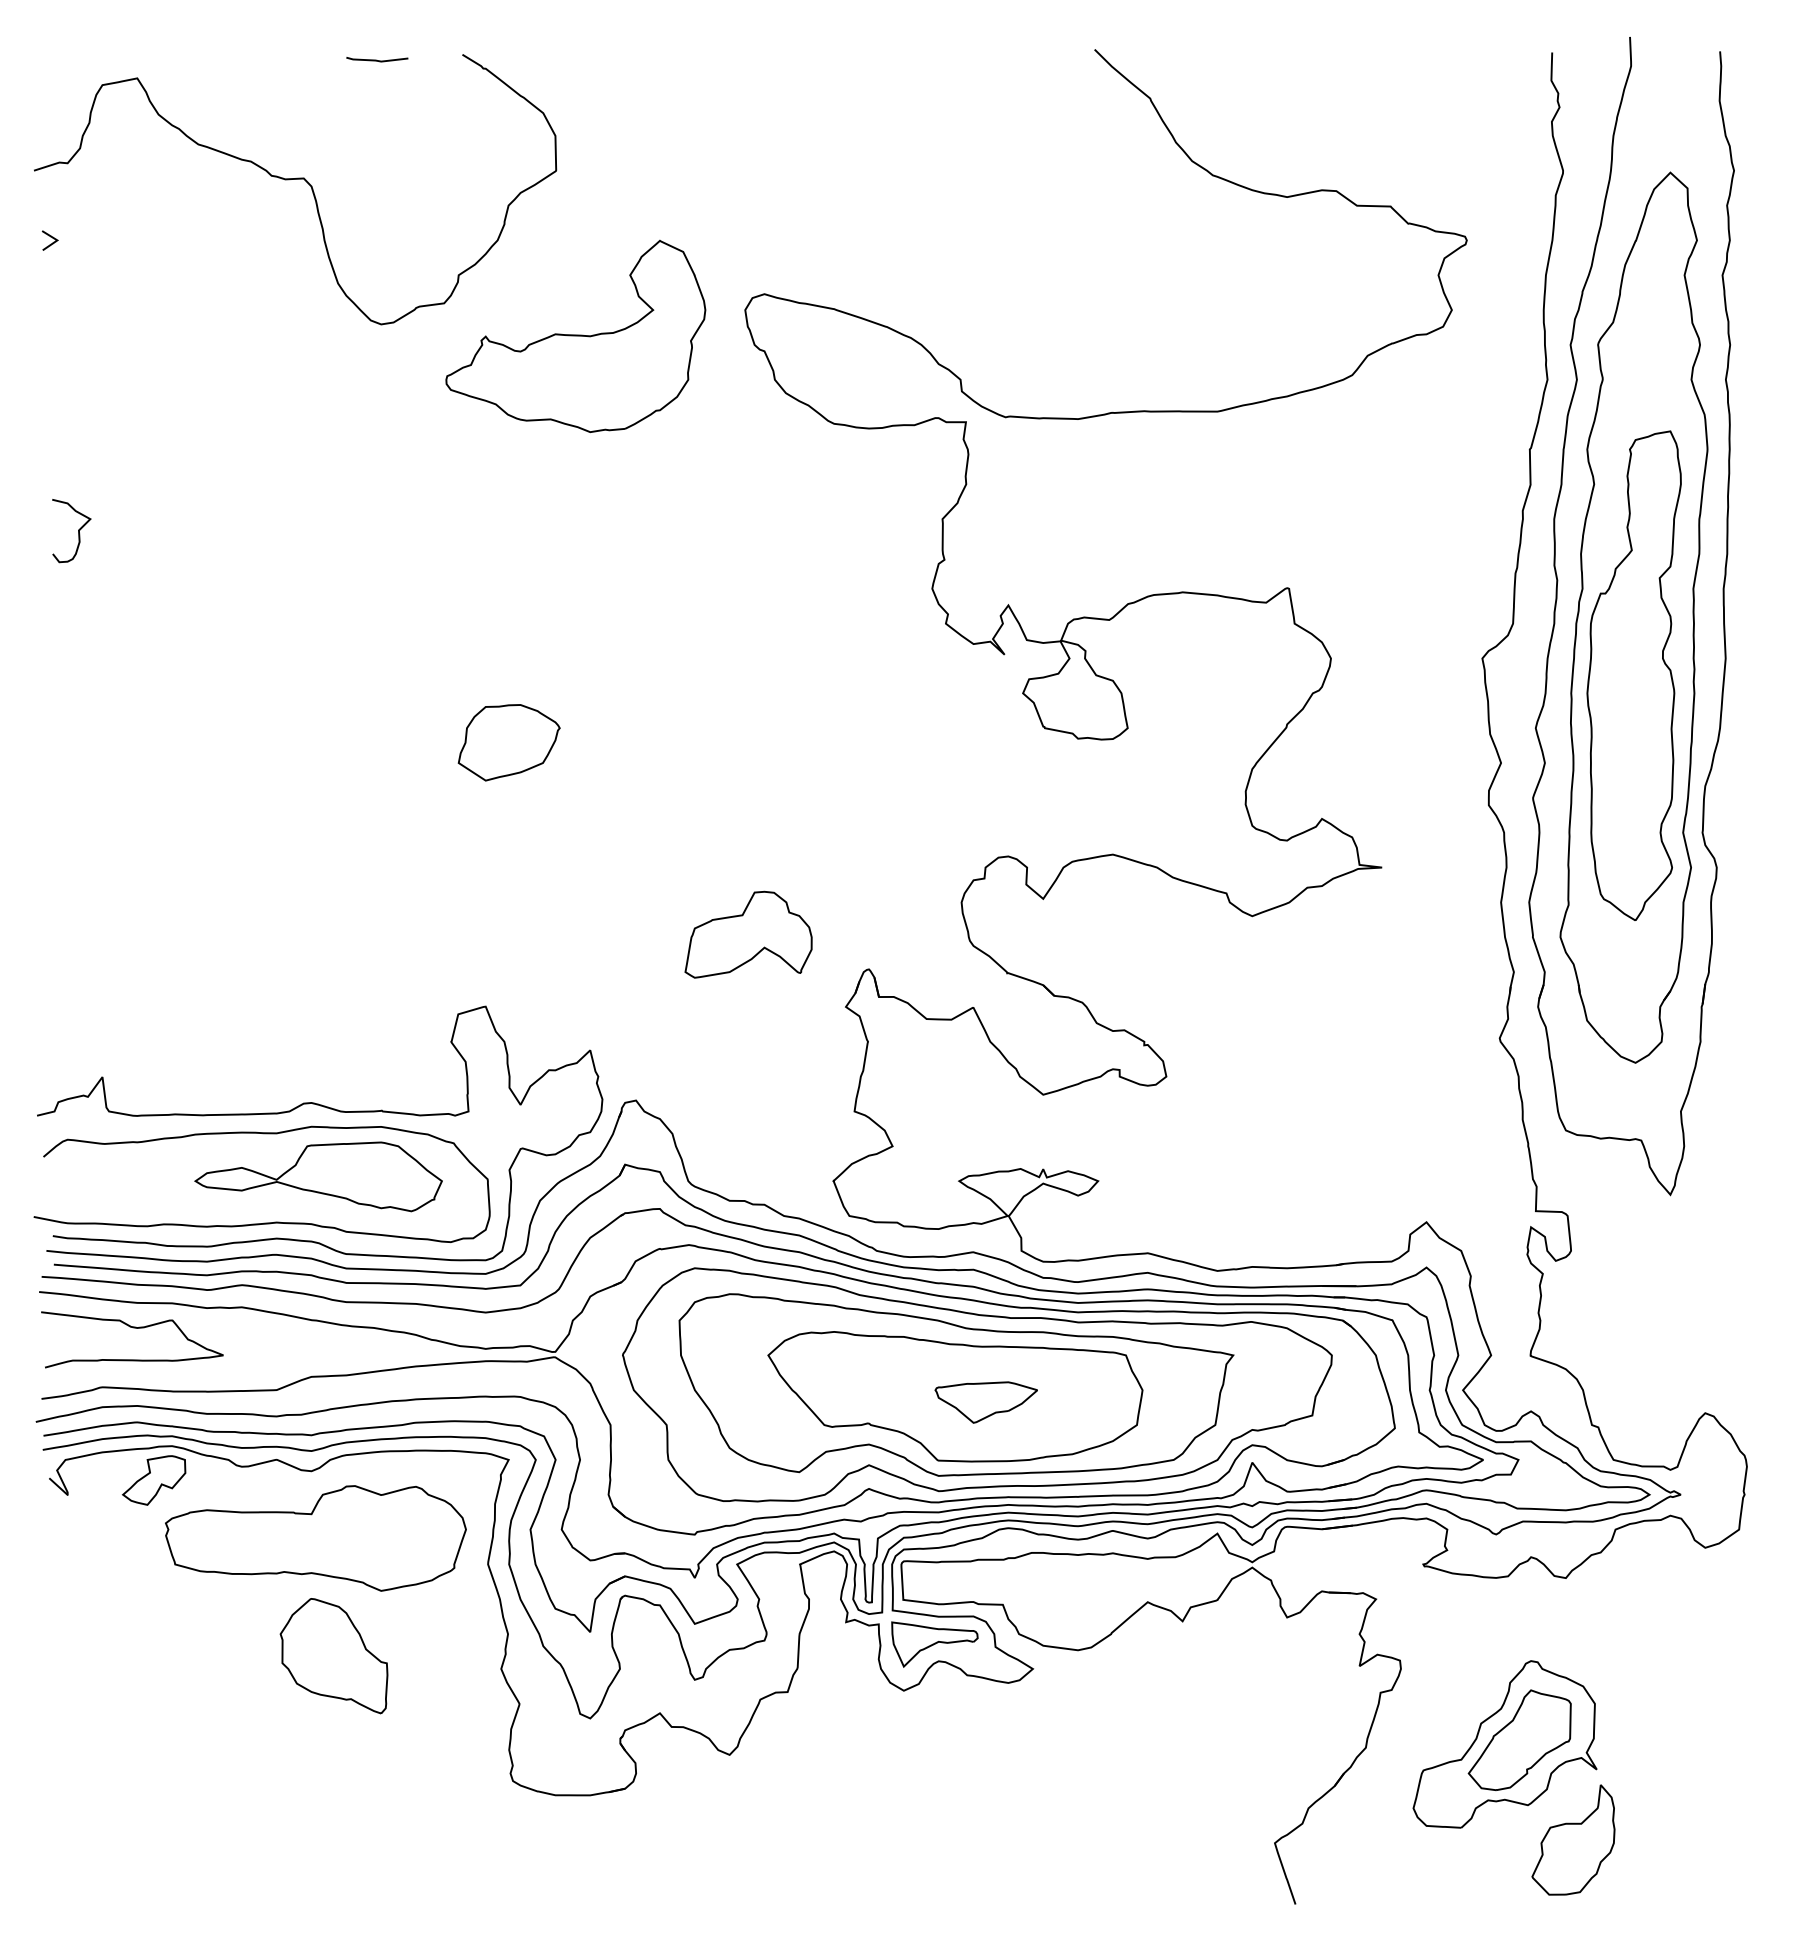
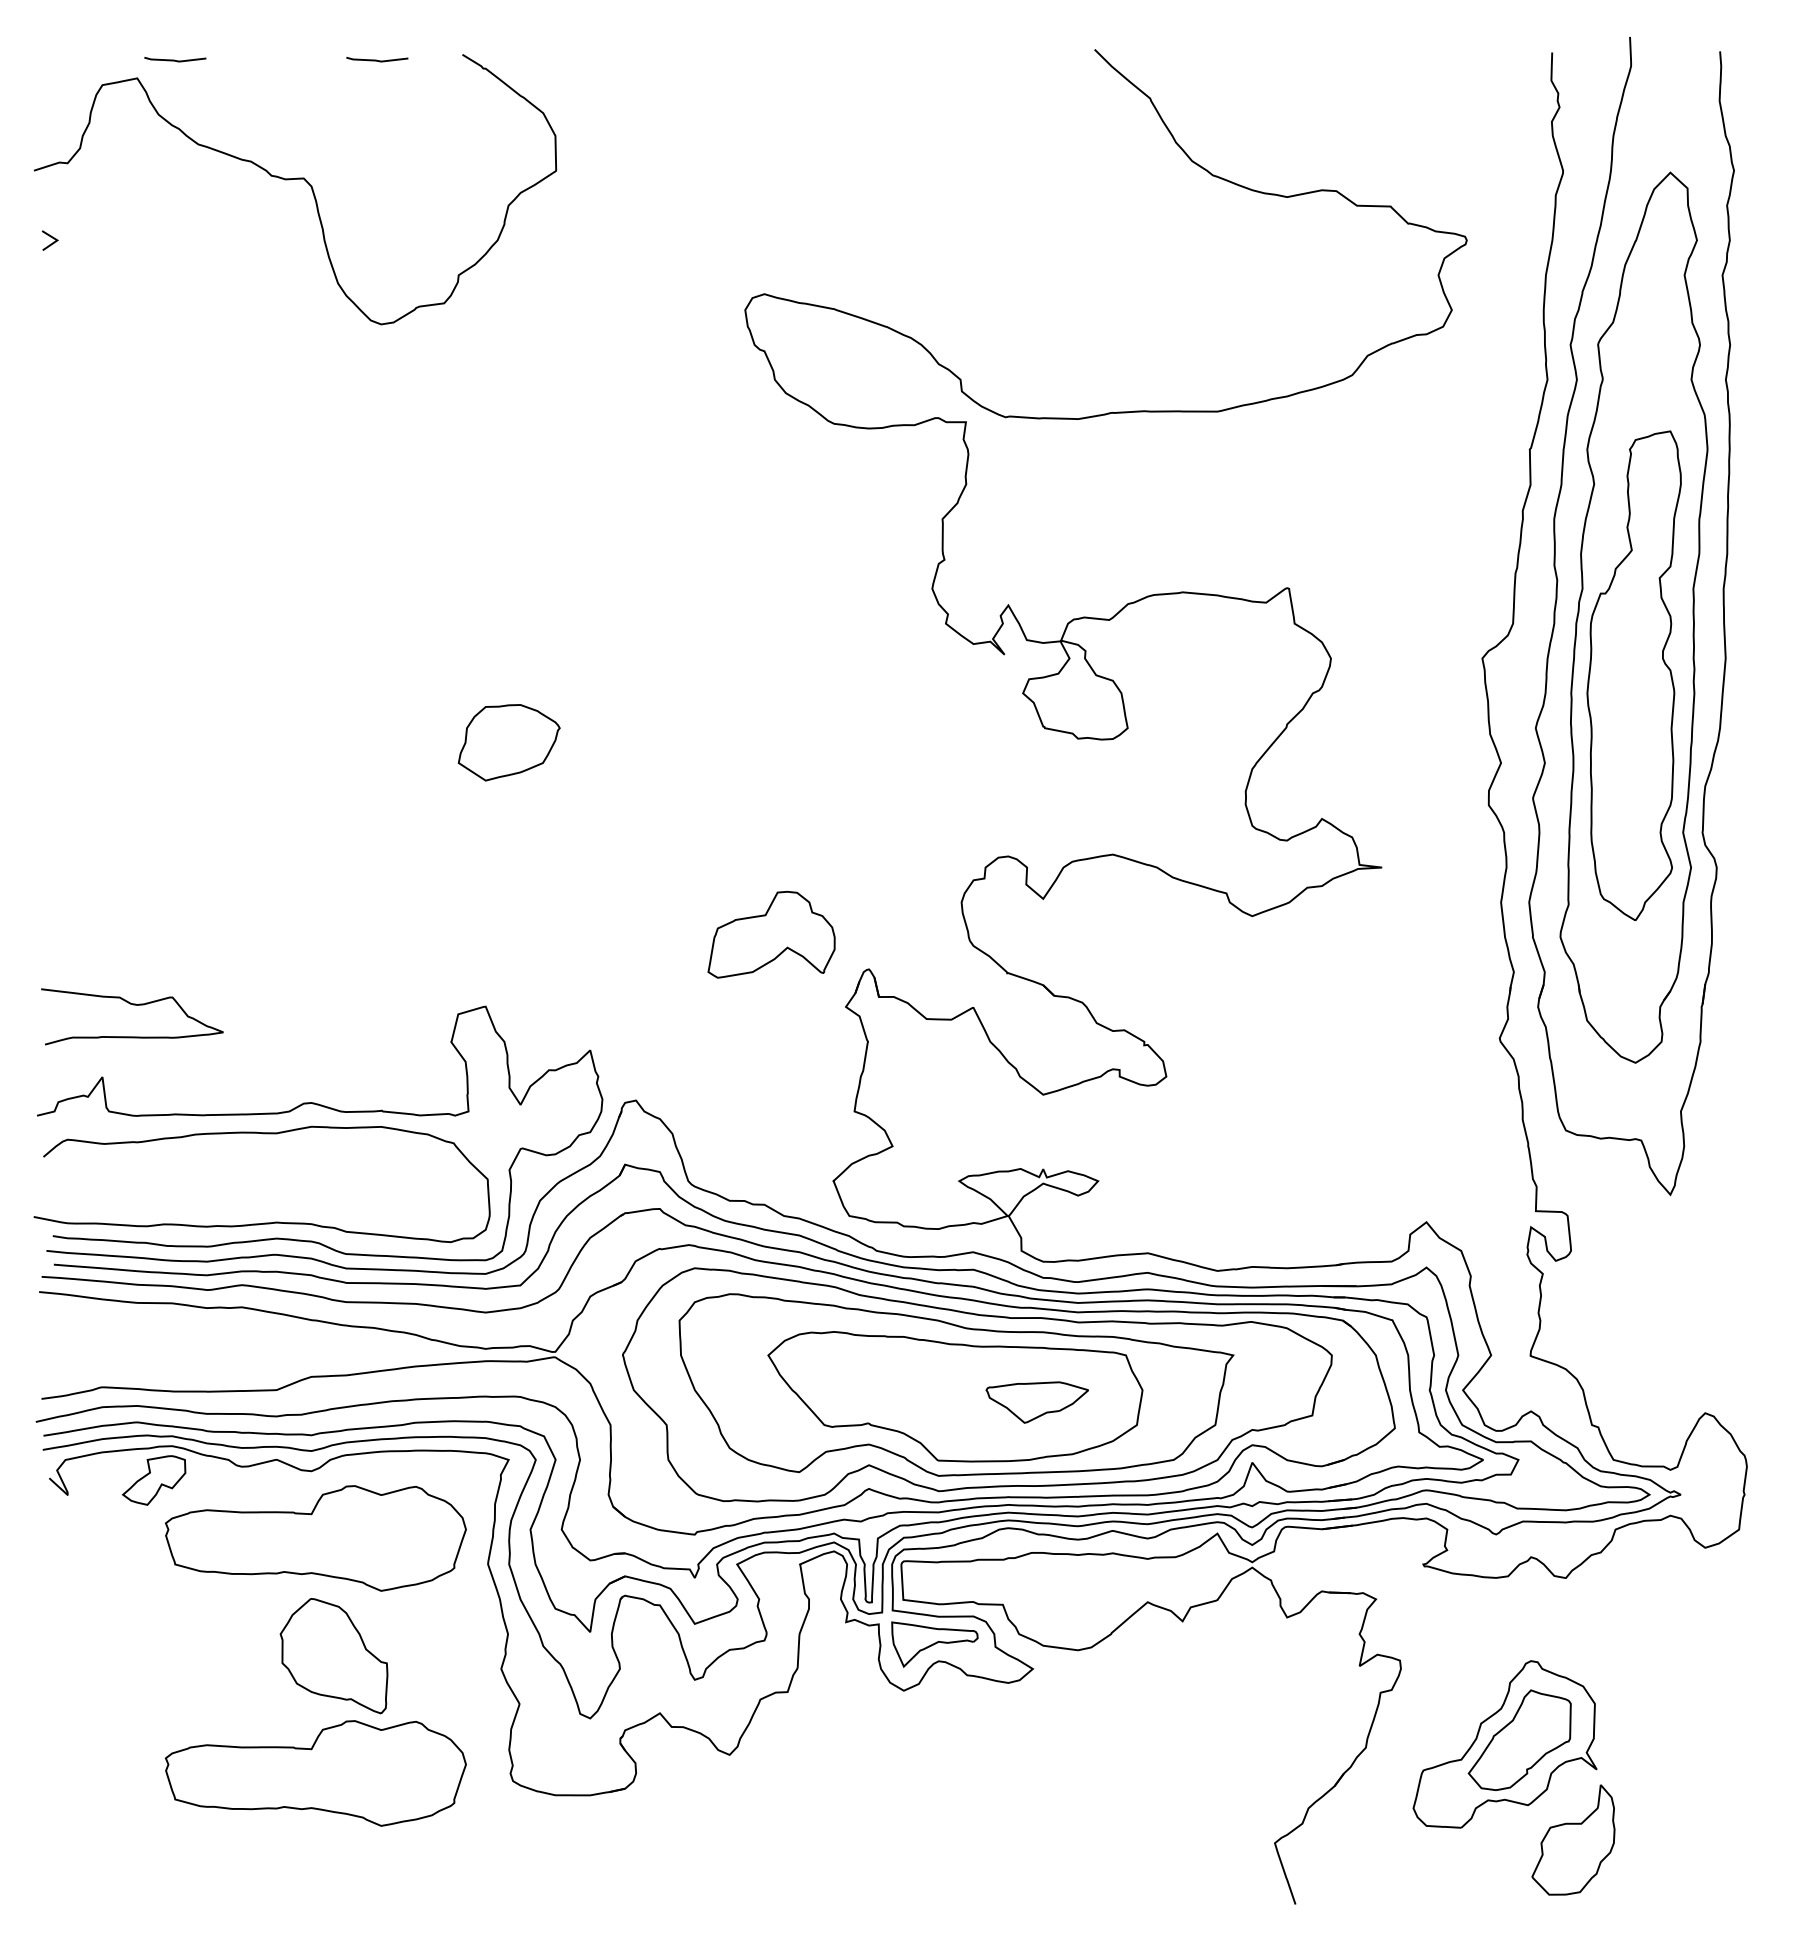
curve: none -> present (174, 59)
part: present -> none (575, 335)
curve: present -> none (78, 531)
part position: (748, 934) -> (771, 934) (771, 934)
part: present -> none (318, 1176)
curve position: (133, 1328) -> (133, 1005) (133, 1005)
part position: (985, 1402) -> (1036, 1402) (1036, 1402)
part: none -> present (315, 1773)
